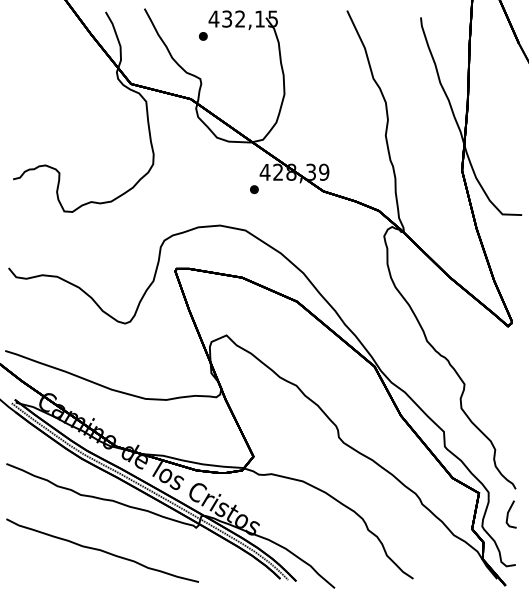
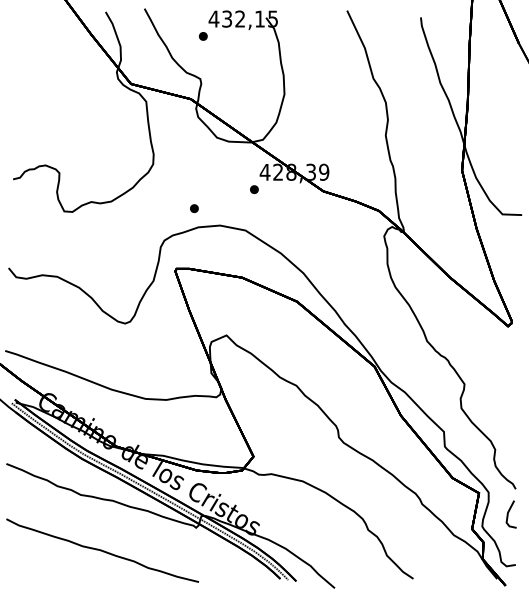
part: none -> present (194, 208)
